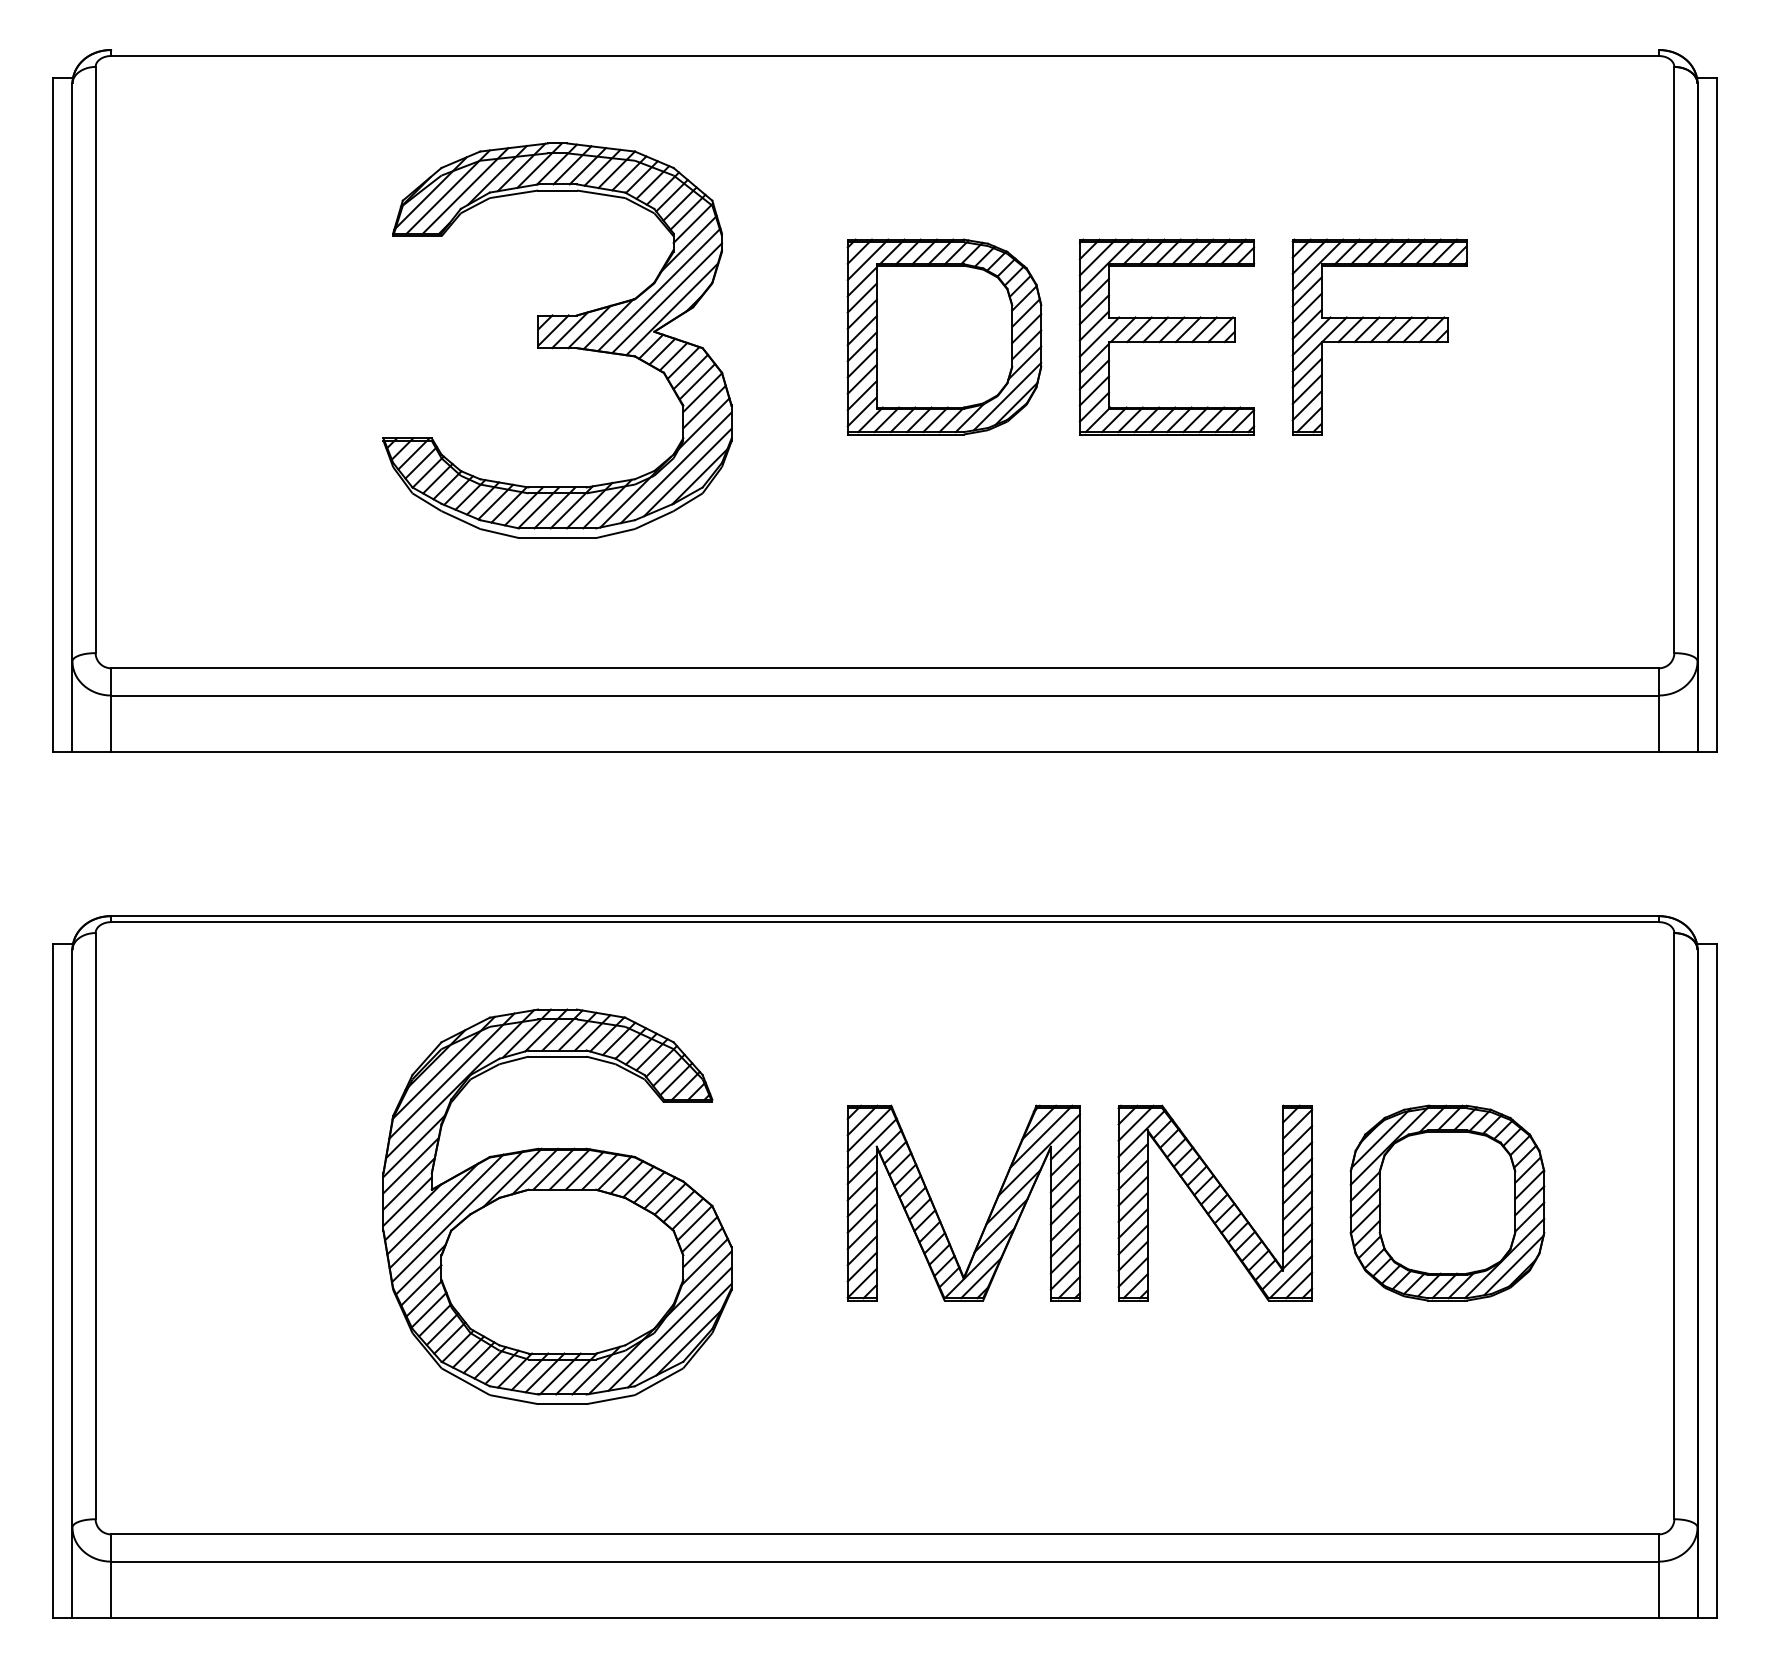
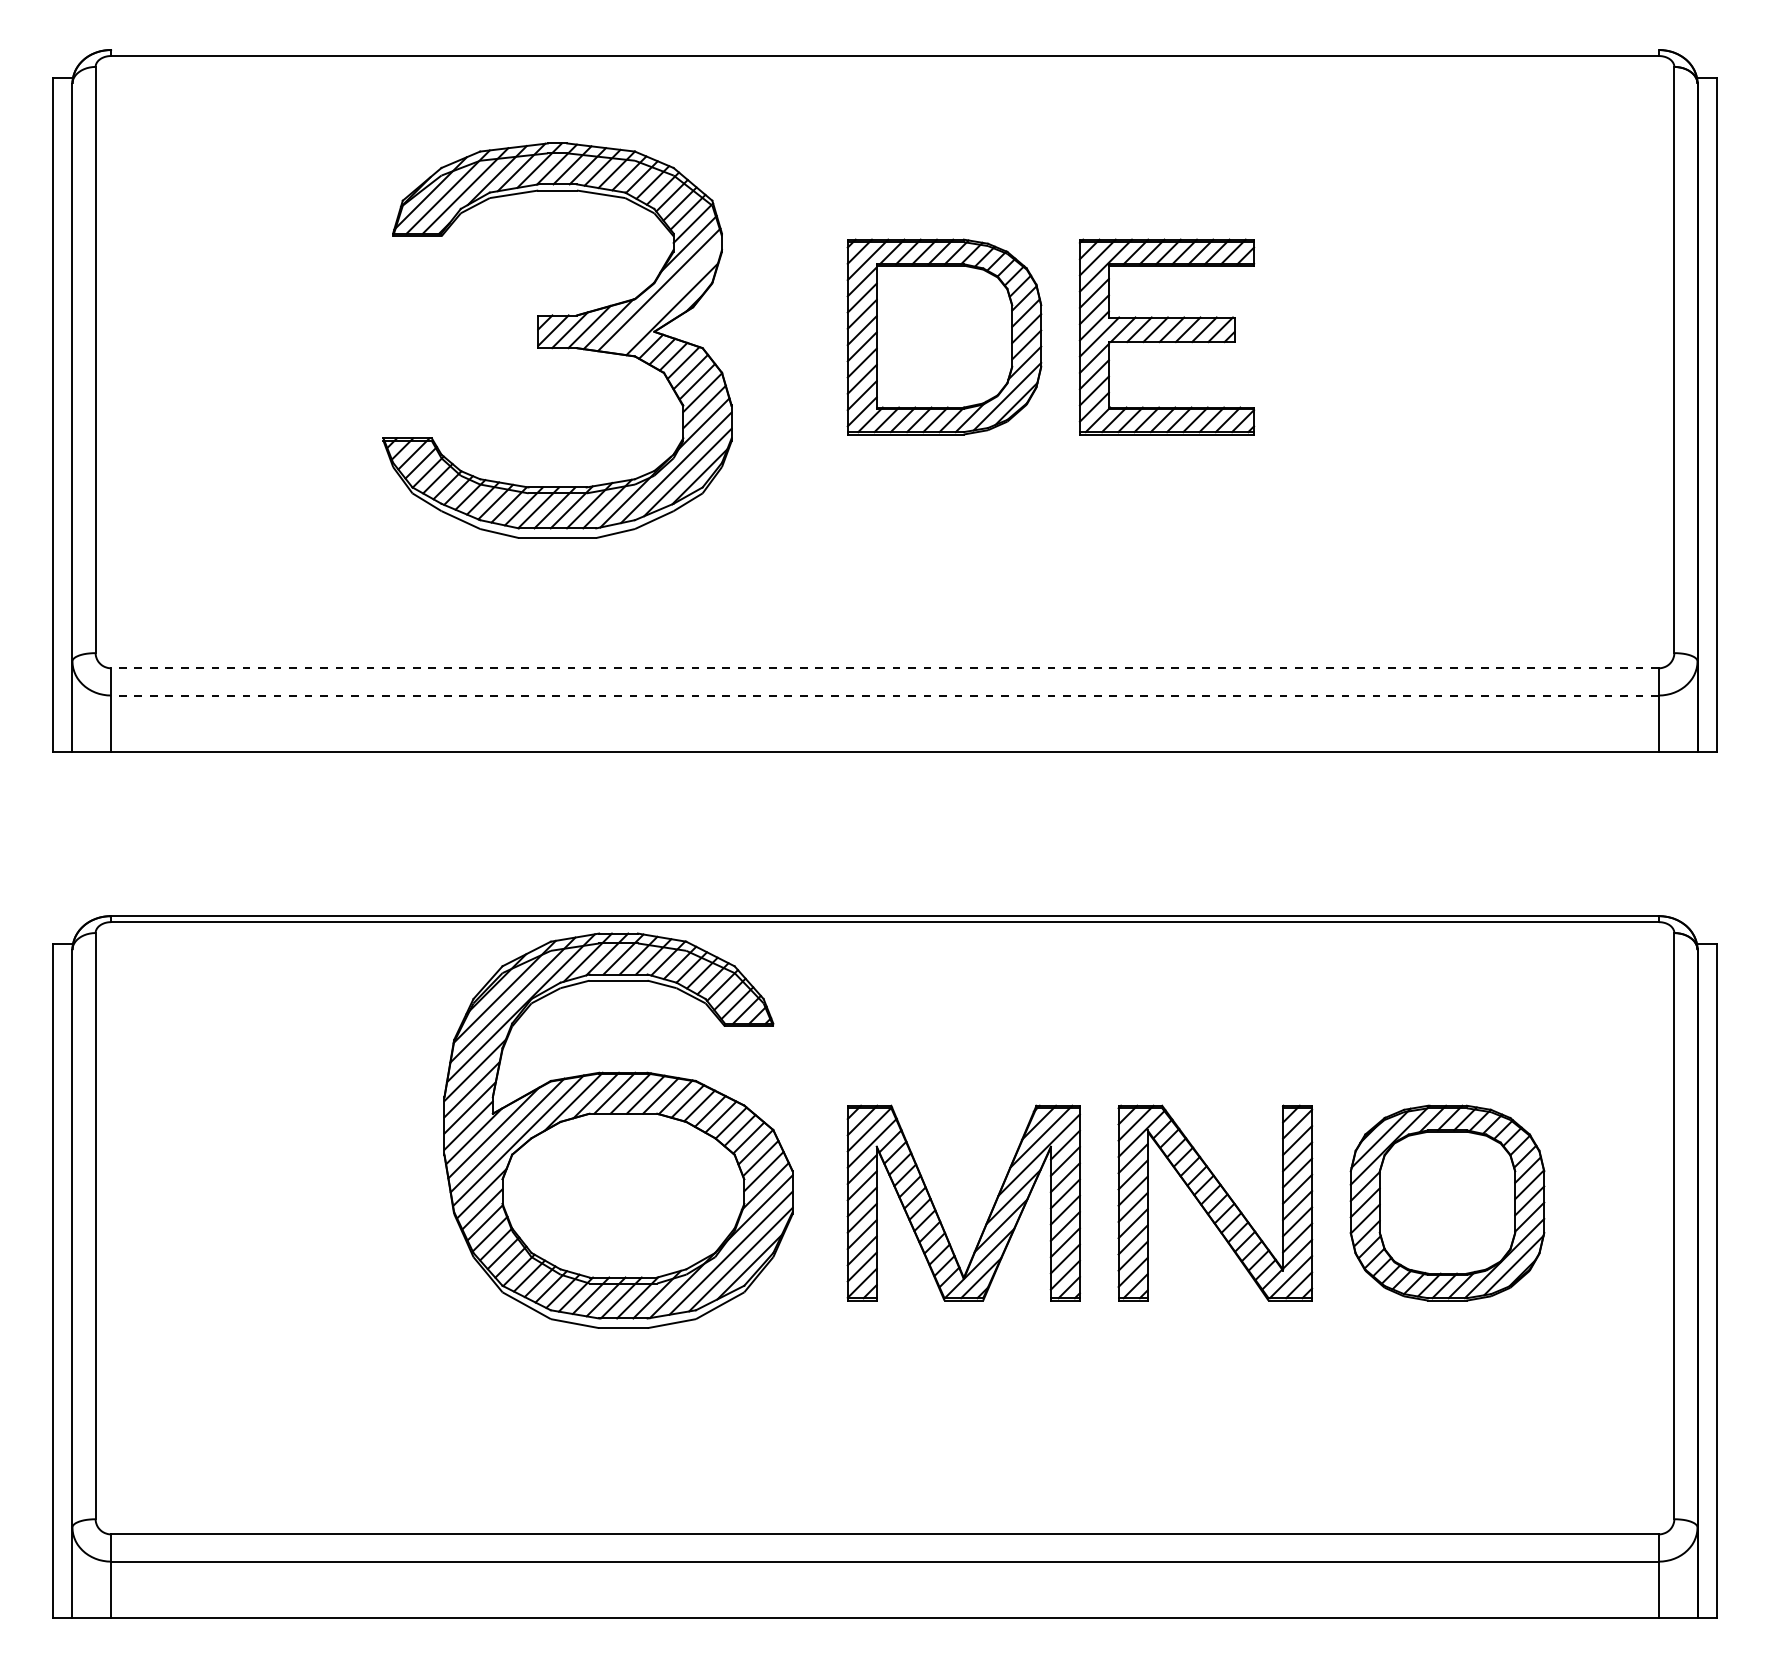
line: present -> none (667, 298)
part: present -> none (1379, 336)
line: solid -> dashed (884, 668)
line: solid -> dashed (884, 695)
part position: (557, 1206) -> (618, 1130) (618, 1130)
